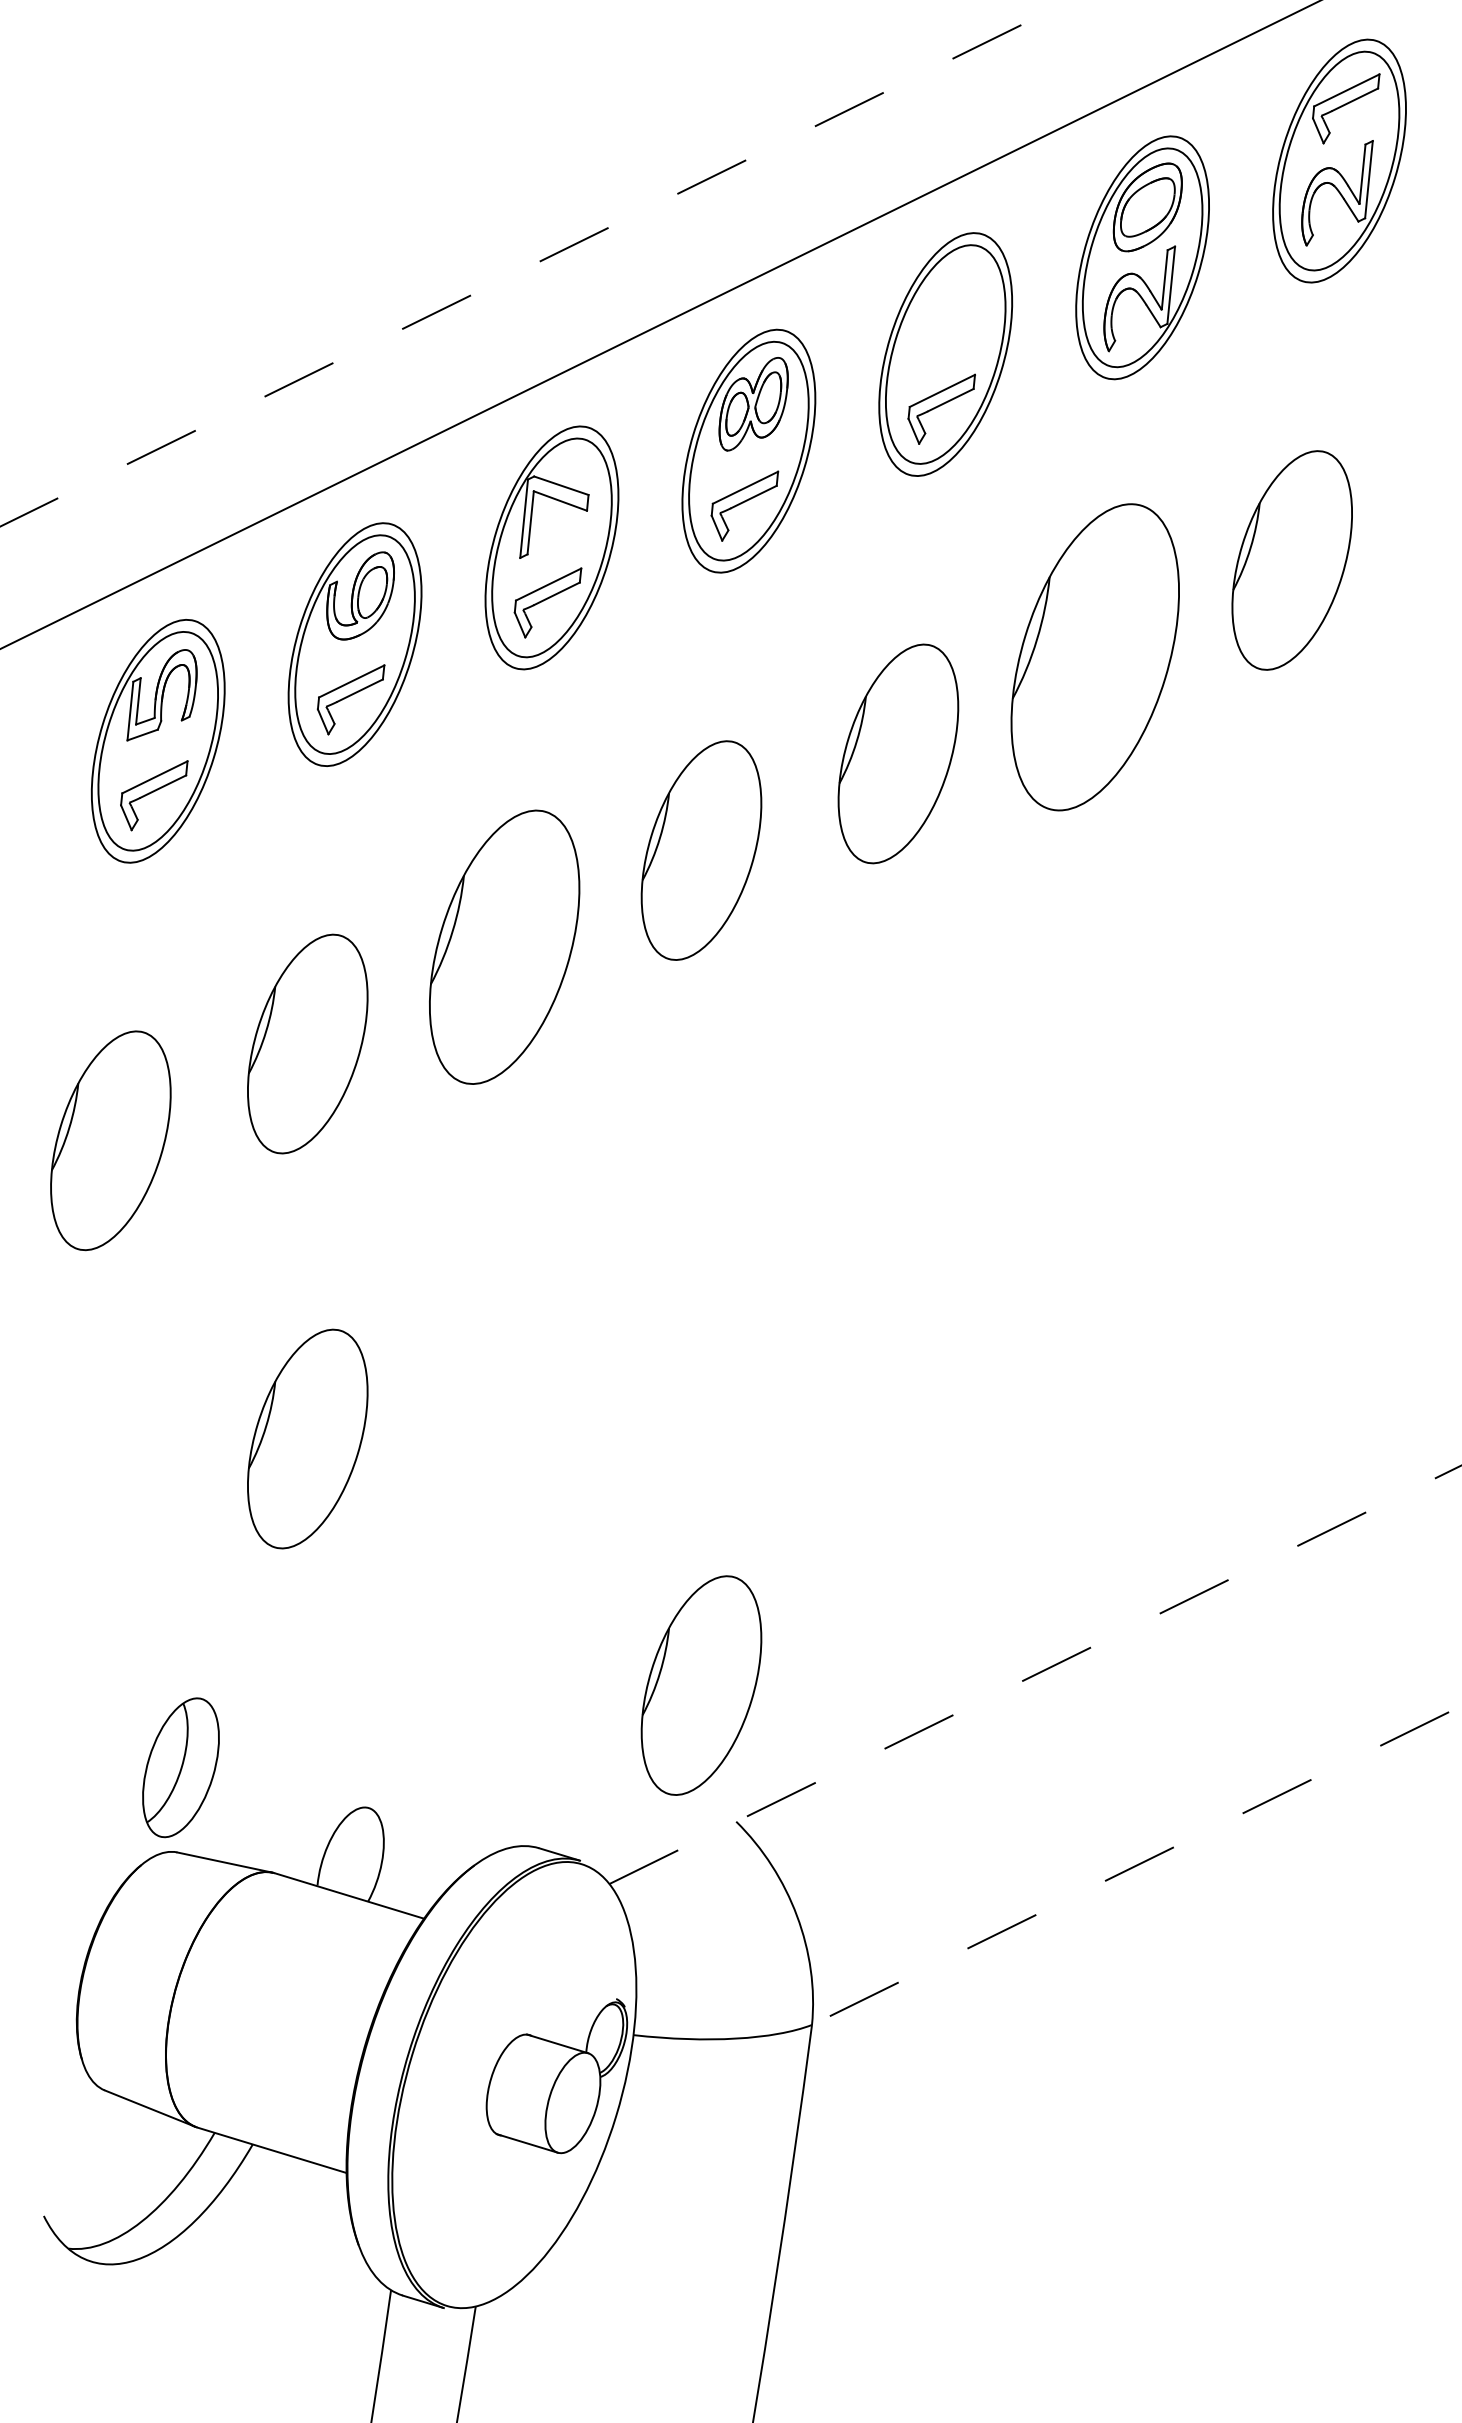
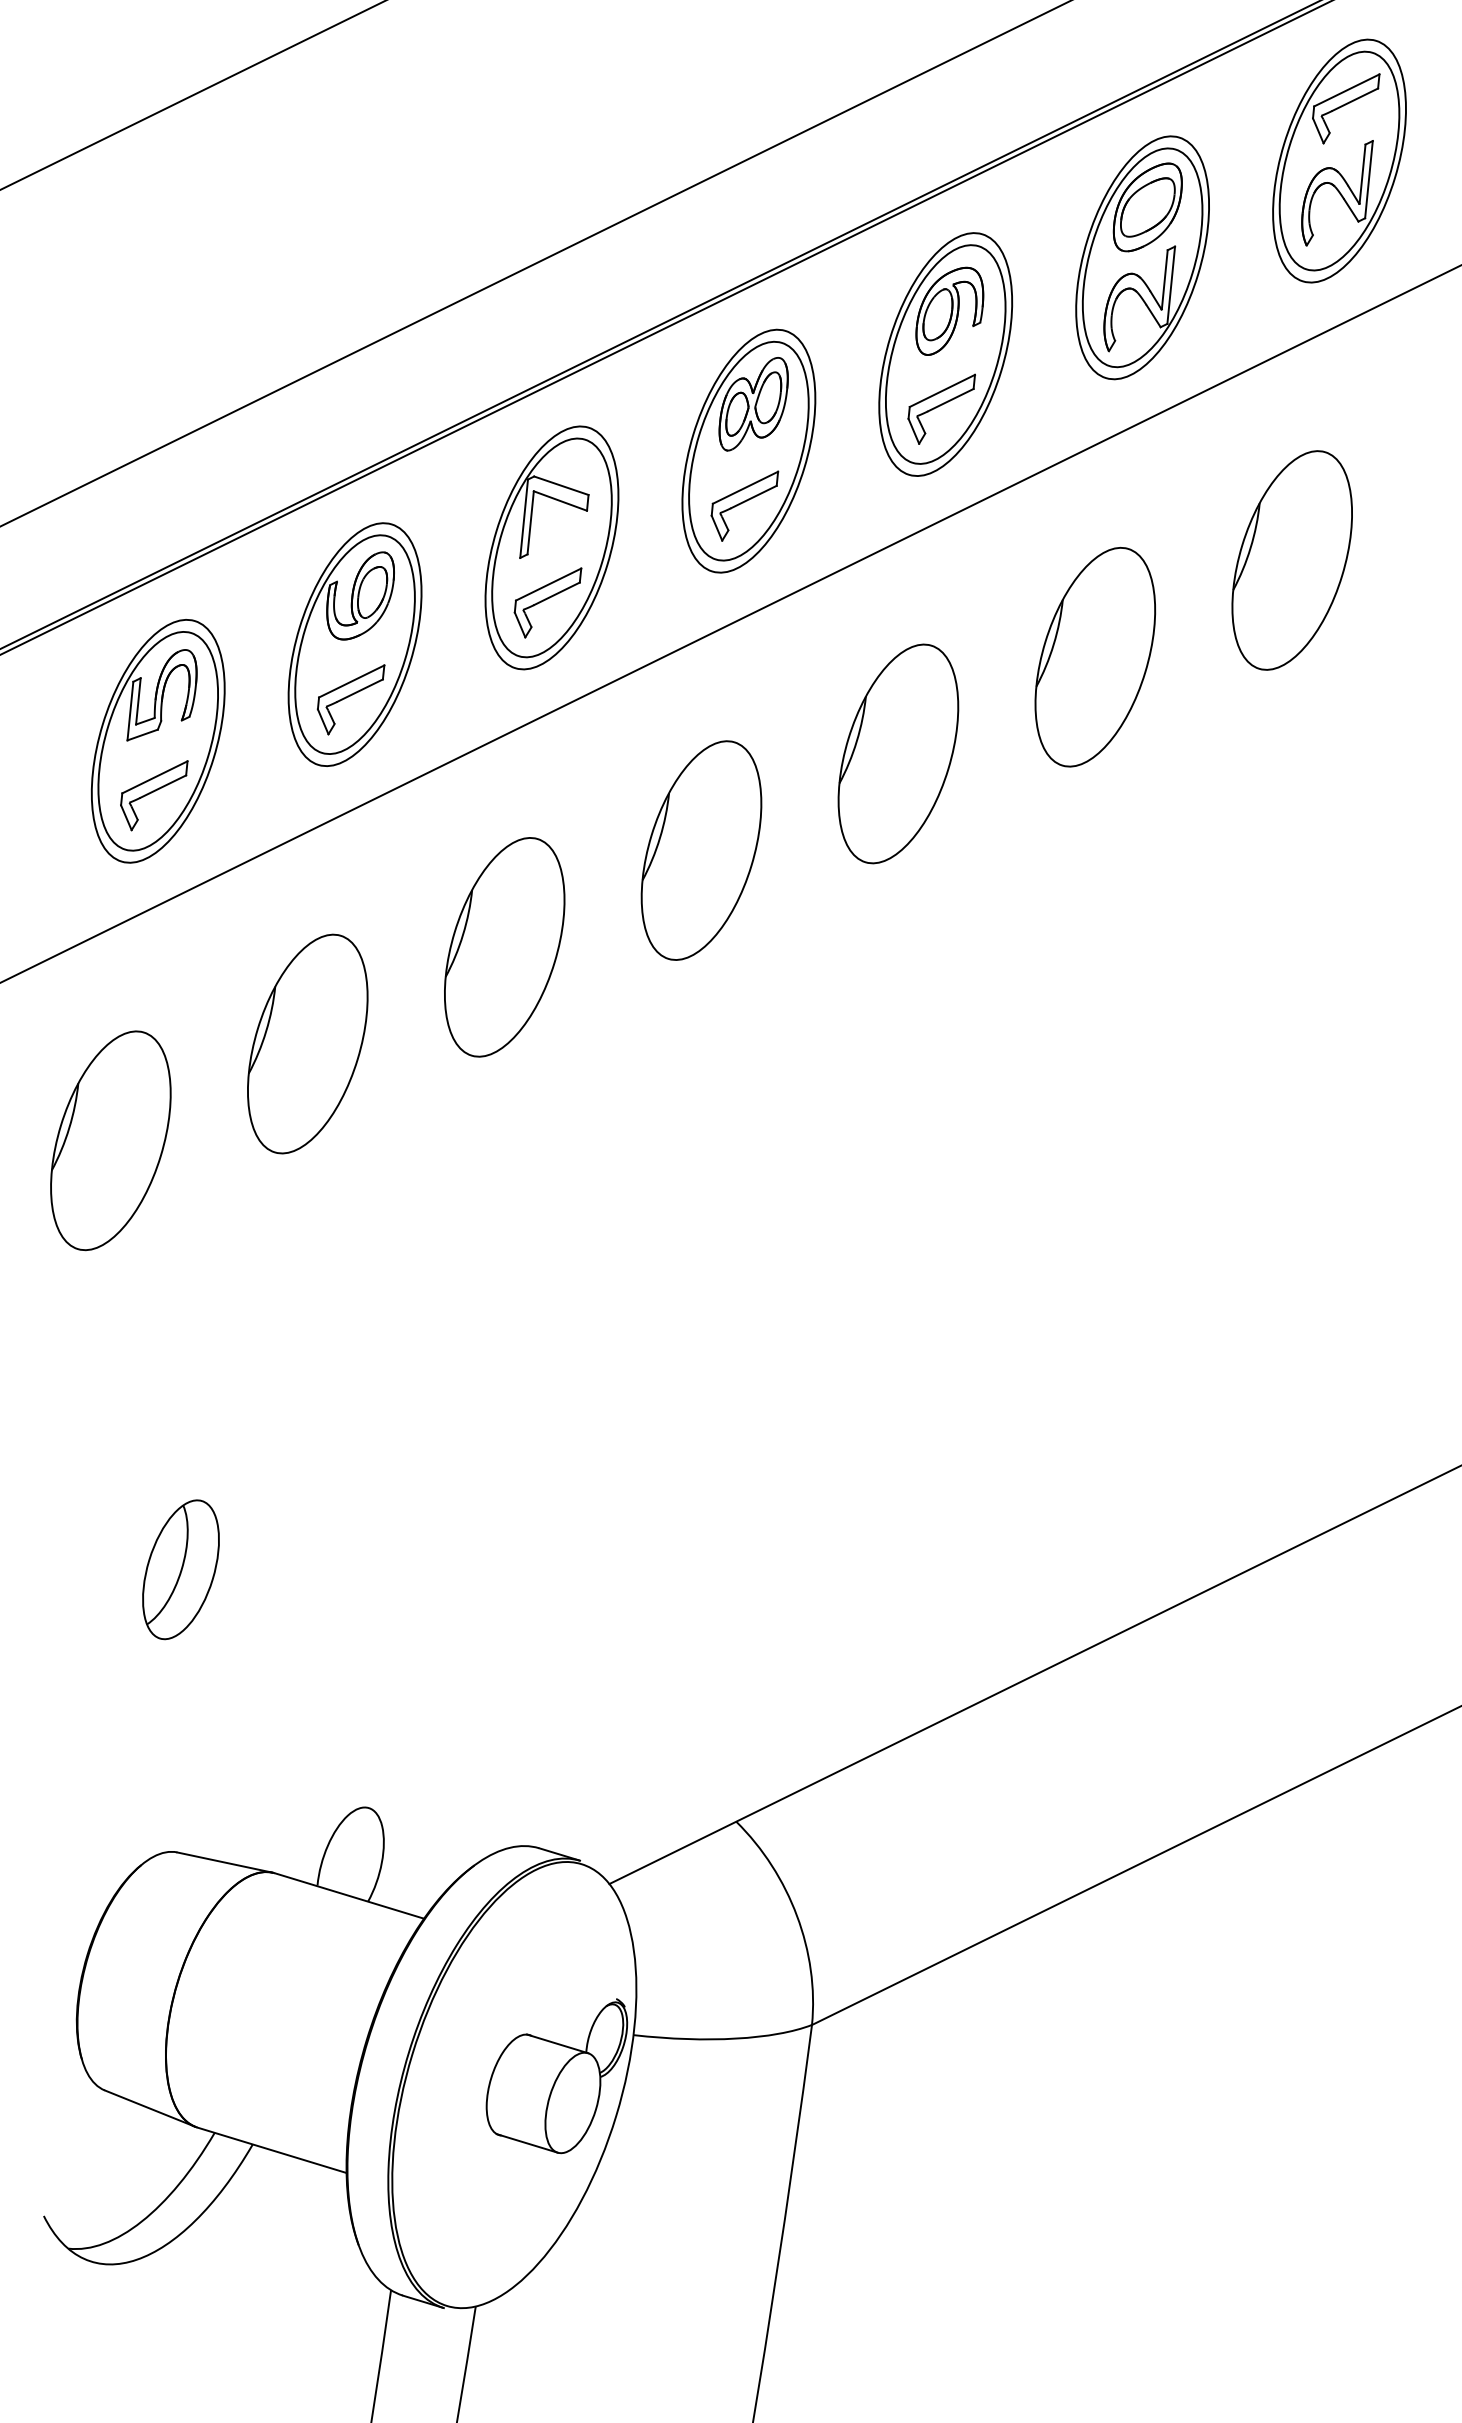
line: none -> present (192, 95)
line: dashed -> solid (536, 263)
part: none -> present (949, 310)
line: none -> present (665, 327)
line: none -> present (730, 623)
part size: 170x309 px -> 123x222 px (1095, 656)
part size: 152x276 px -> 122x221 px (504, 947)
part: present -> none (307, 1438)
line: dashed -> solid (1035, 1674)
part: present -> none (701, 1685)
part position: (180, 1767) -> (180, 1569) (180, 1569)
line: dashed -> solid (1136, 1865)
